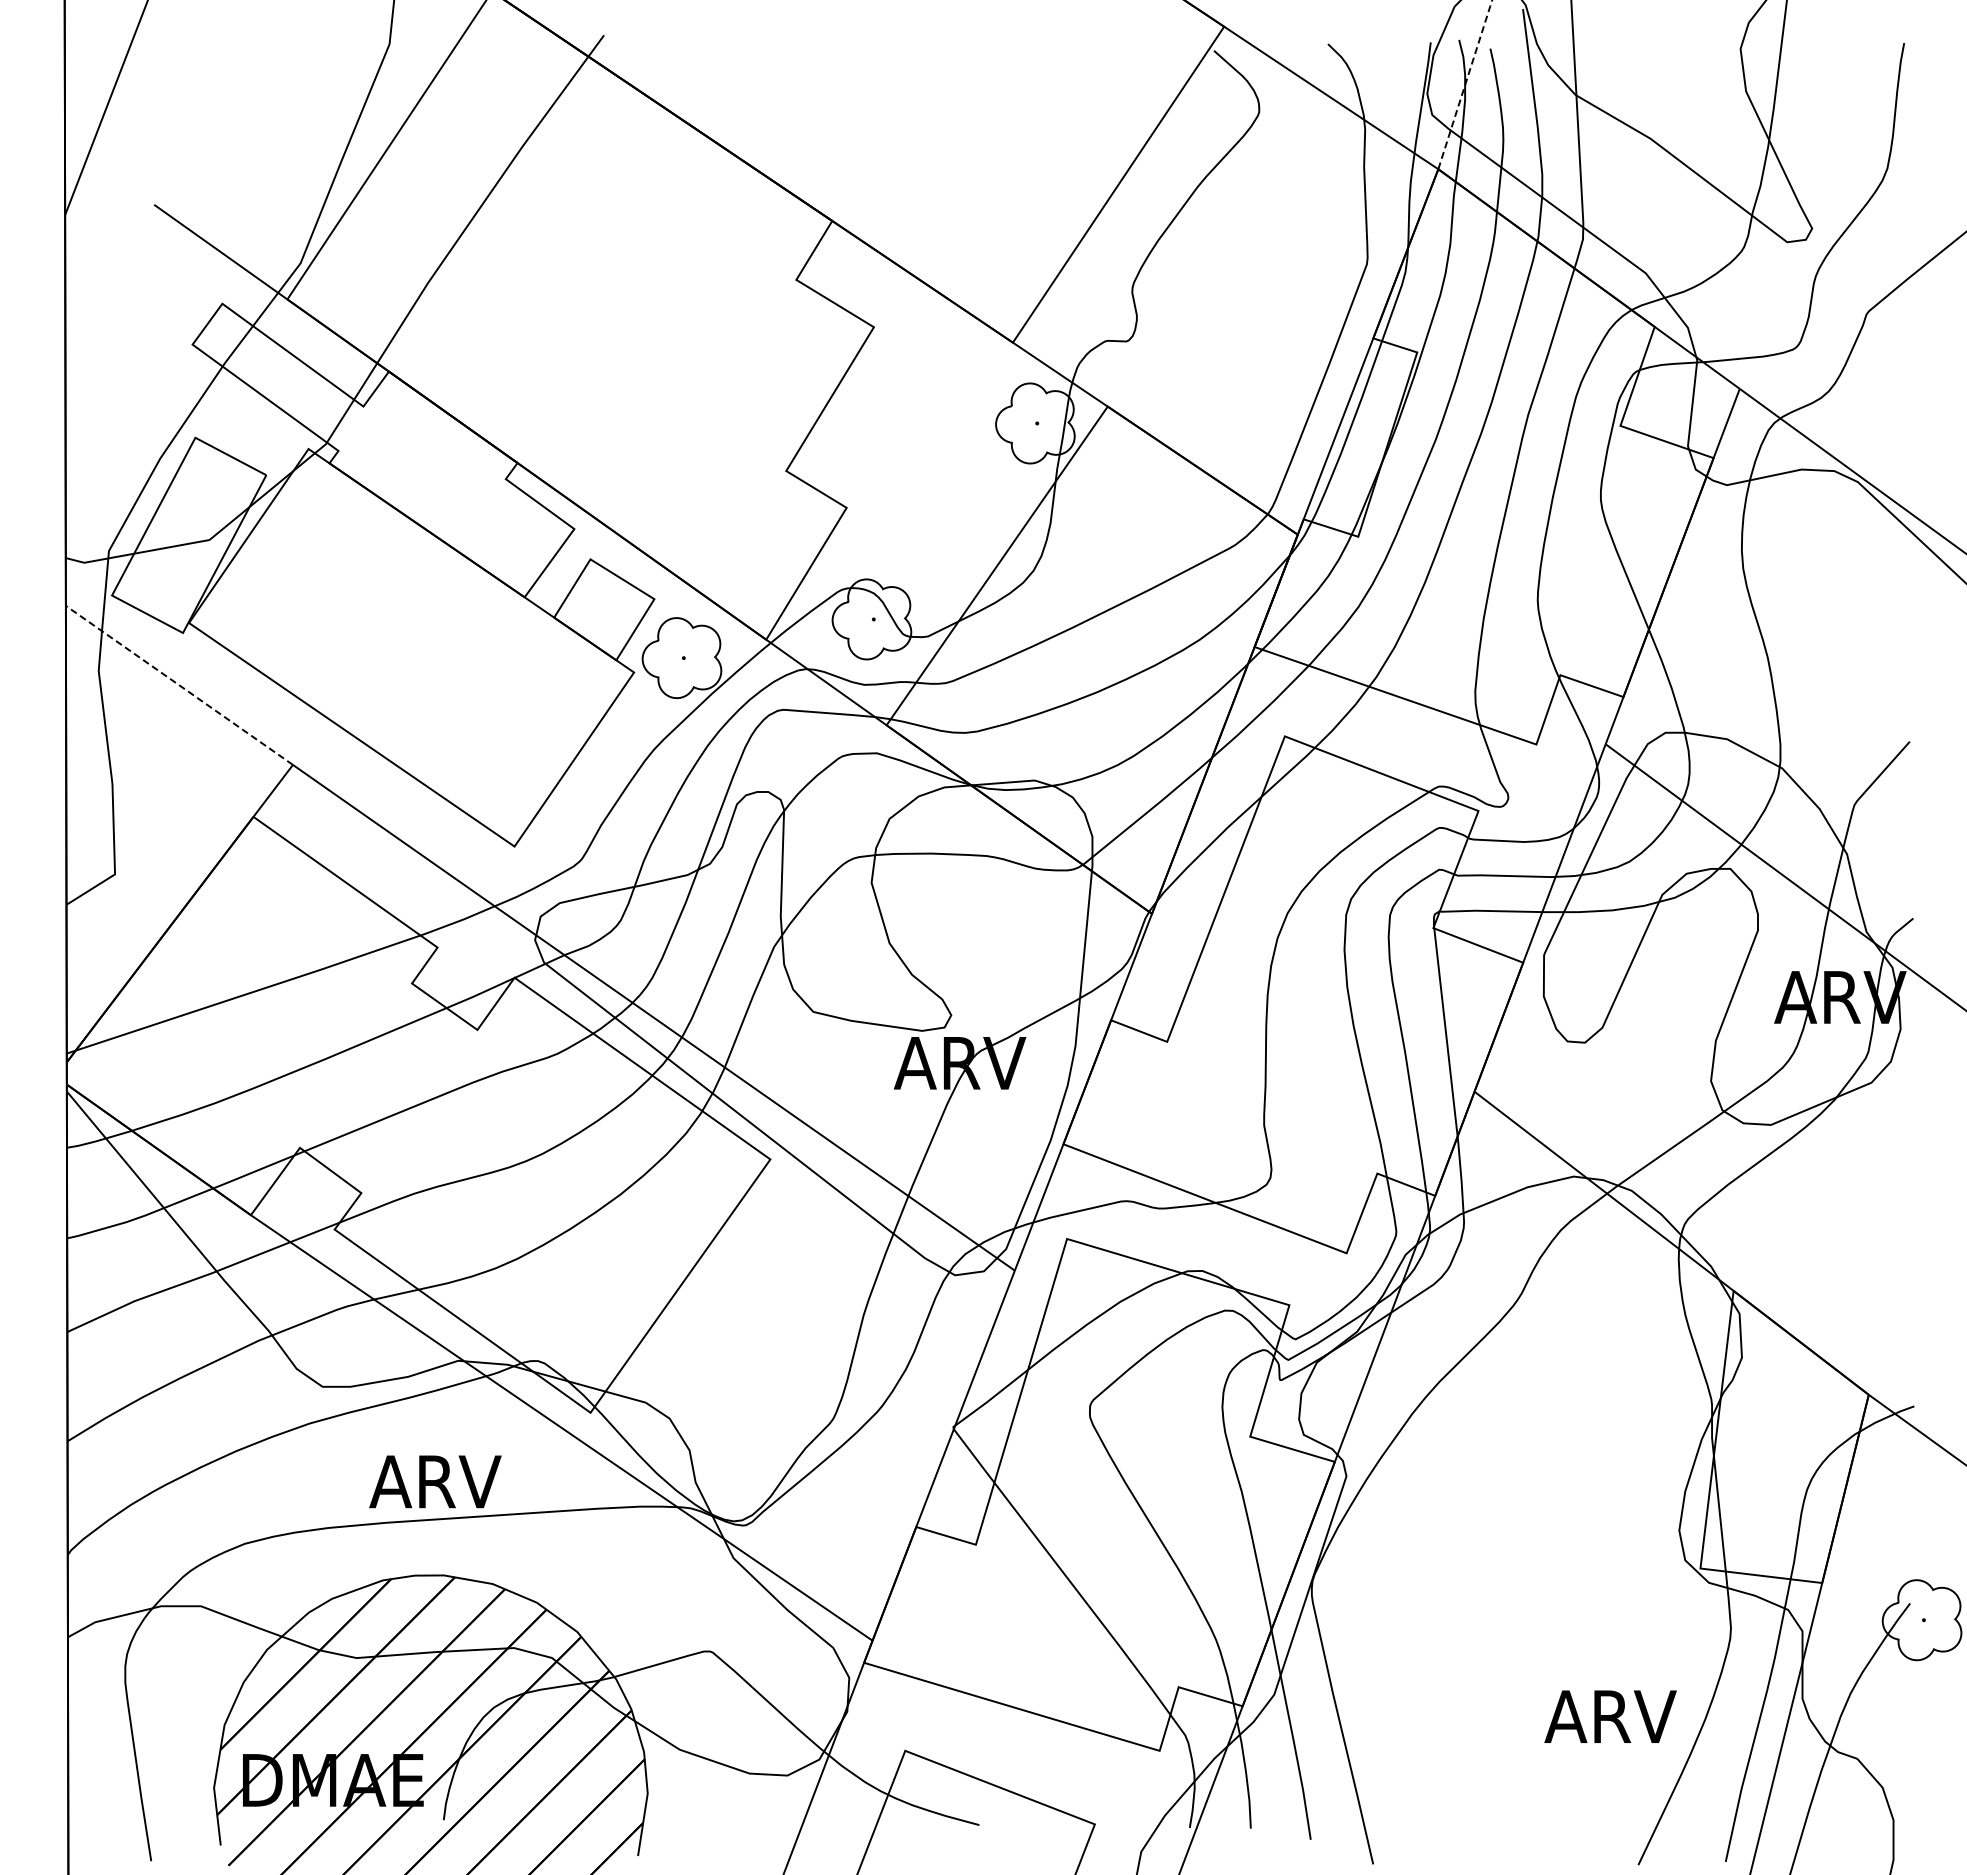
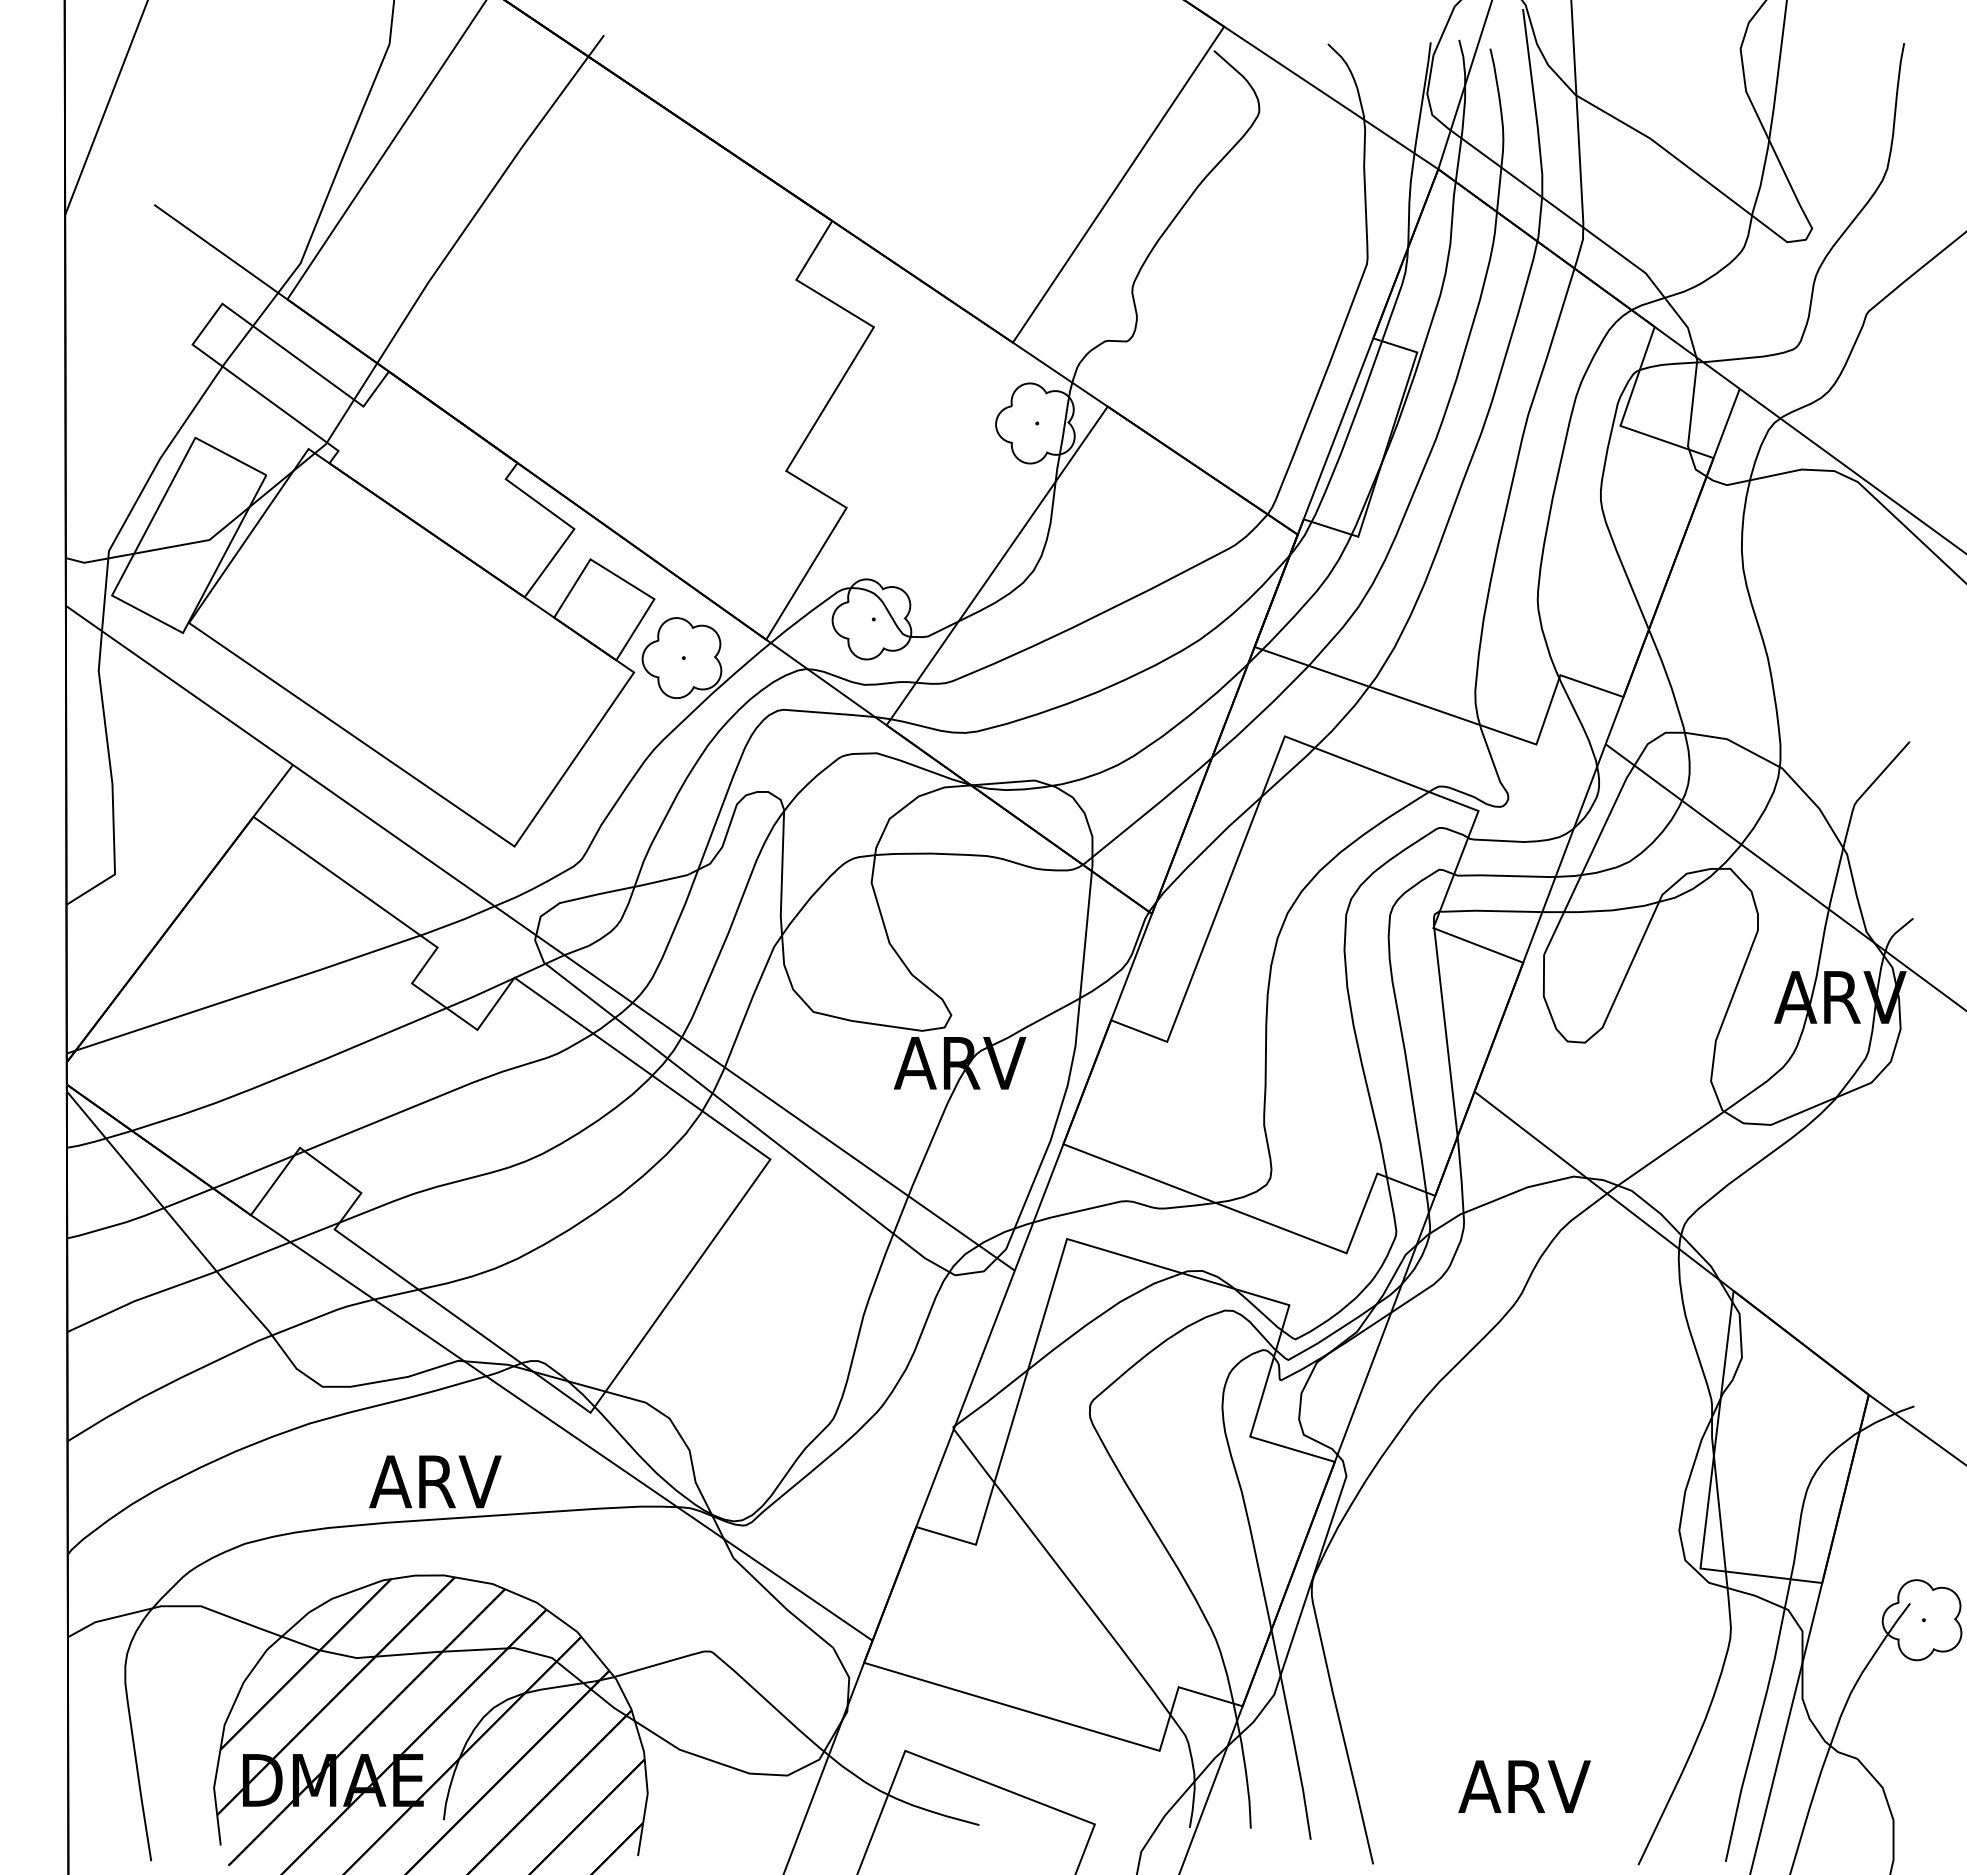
line: dashed -> solid (1465, 84)
line: dashed -> solid (179, 685)
text position: (1610, 1716) -> (1524, 1786) (1524, 1786)
